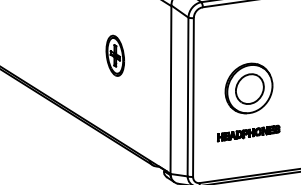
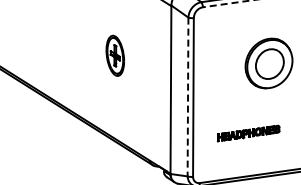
line: solid -> dashed (228, 3)
part position: (248, 88) -> (268, 63) (268, 63)
line: solid -> dashed (188, 97)
